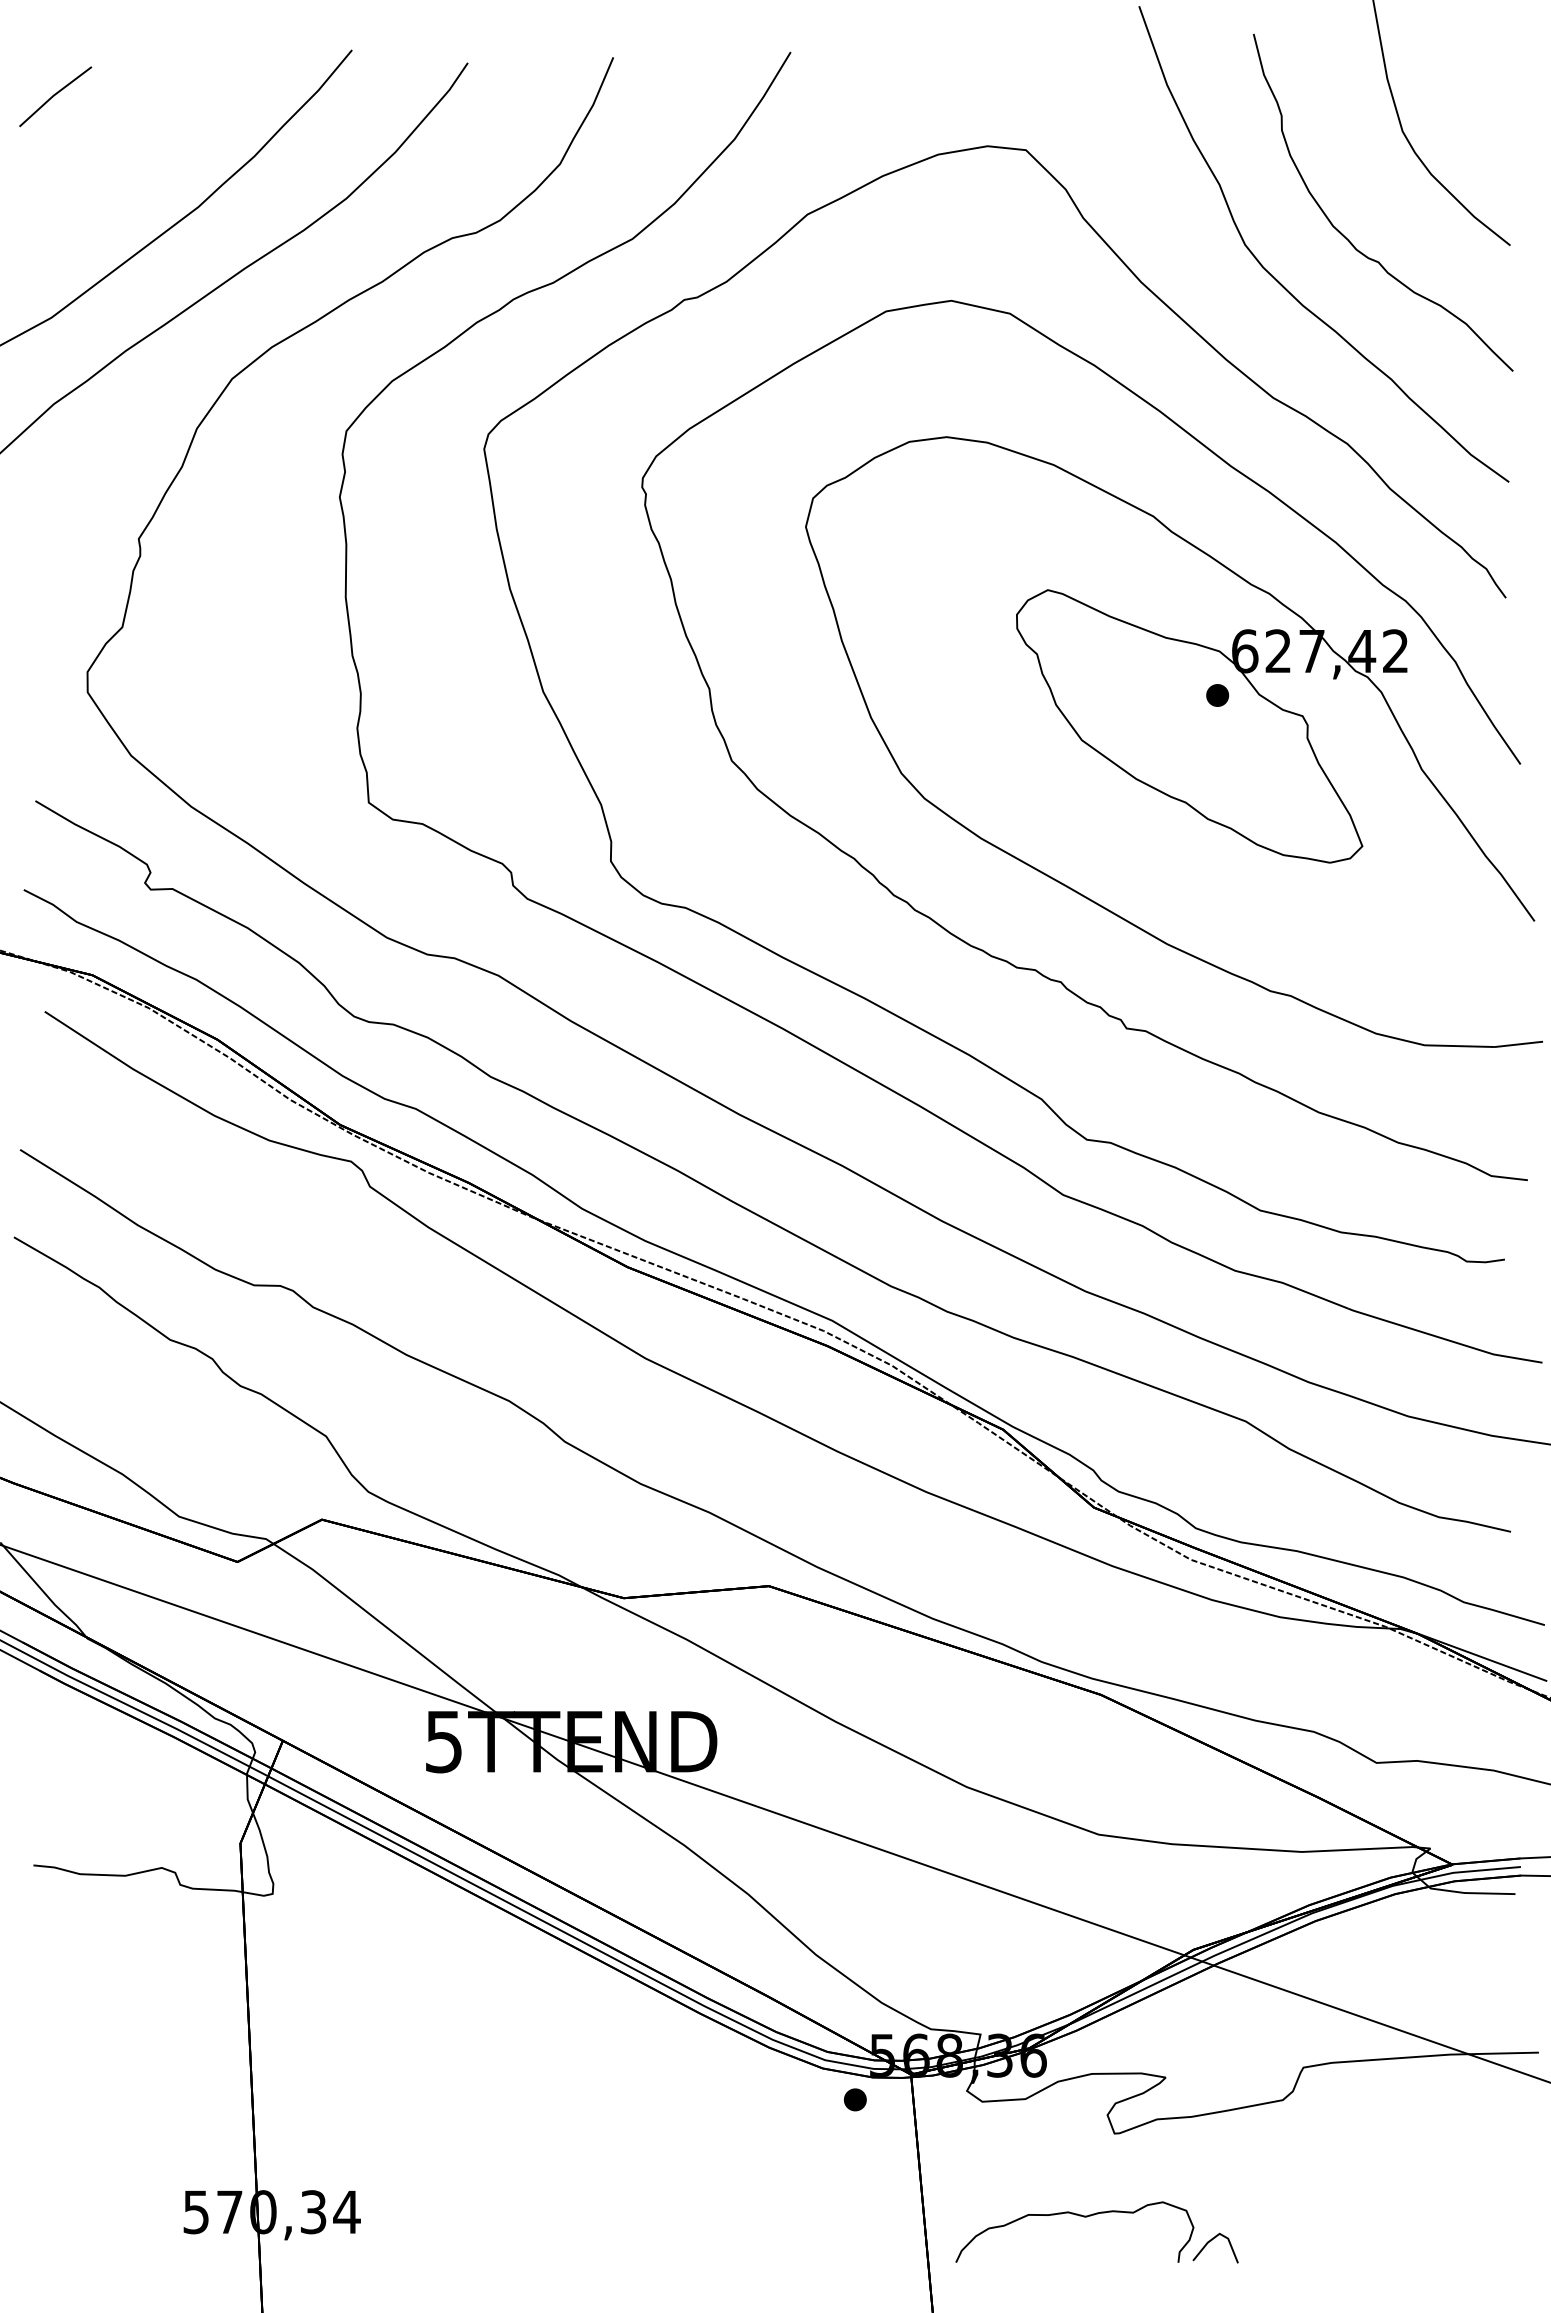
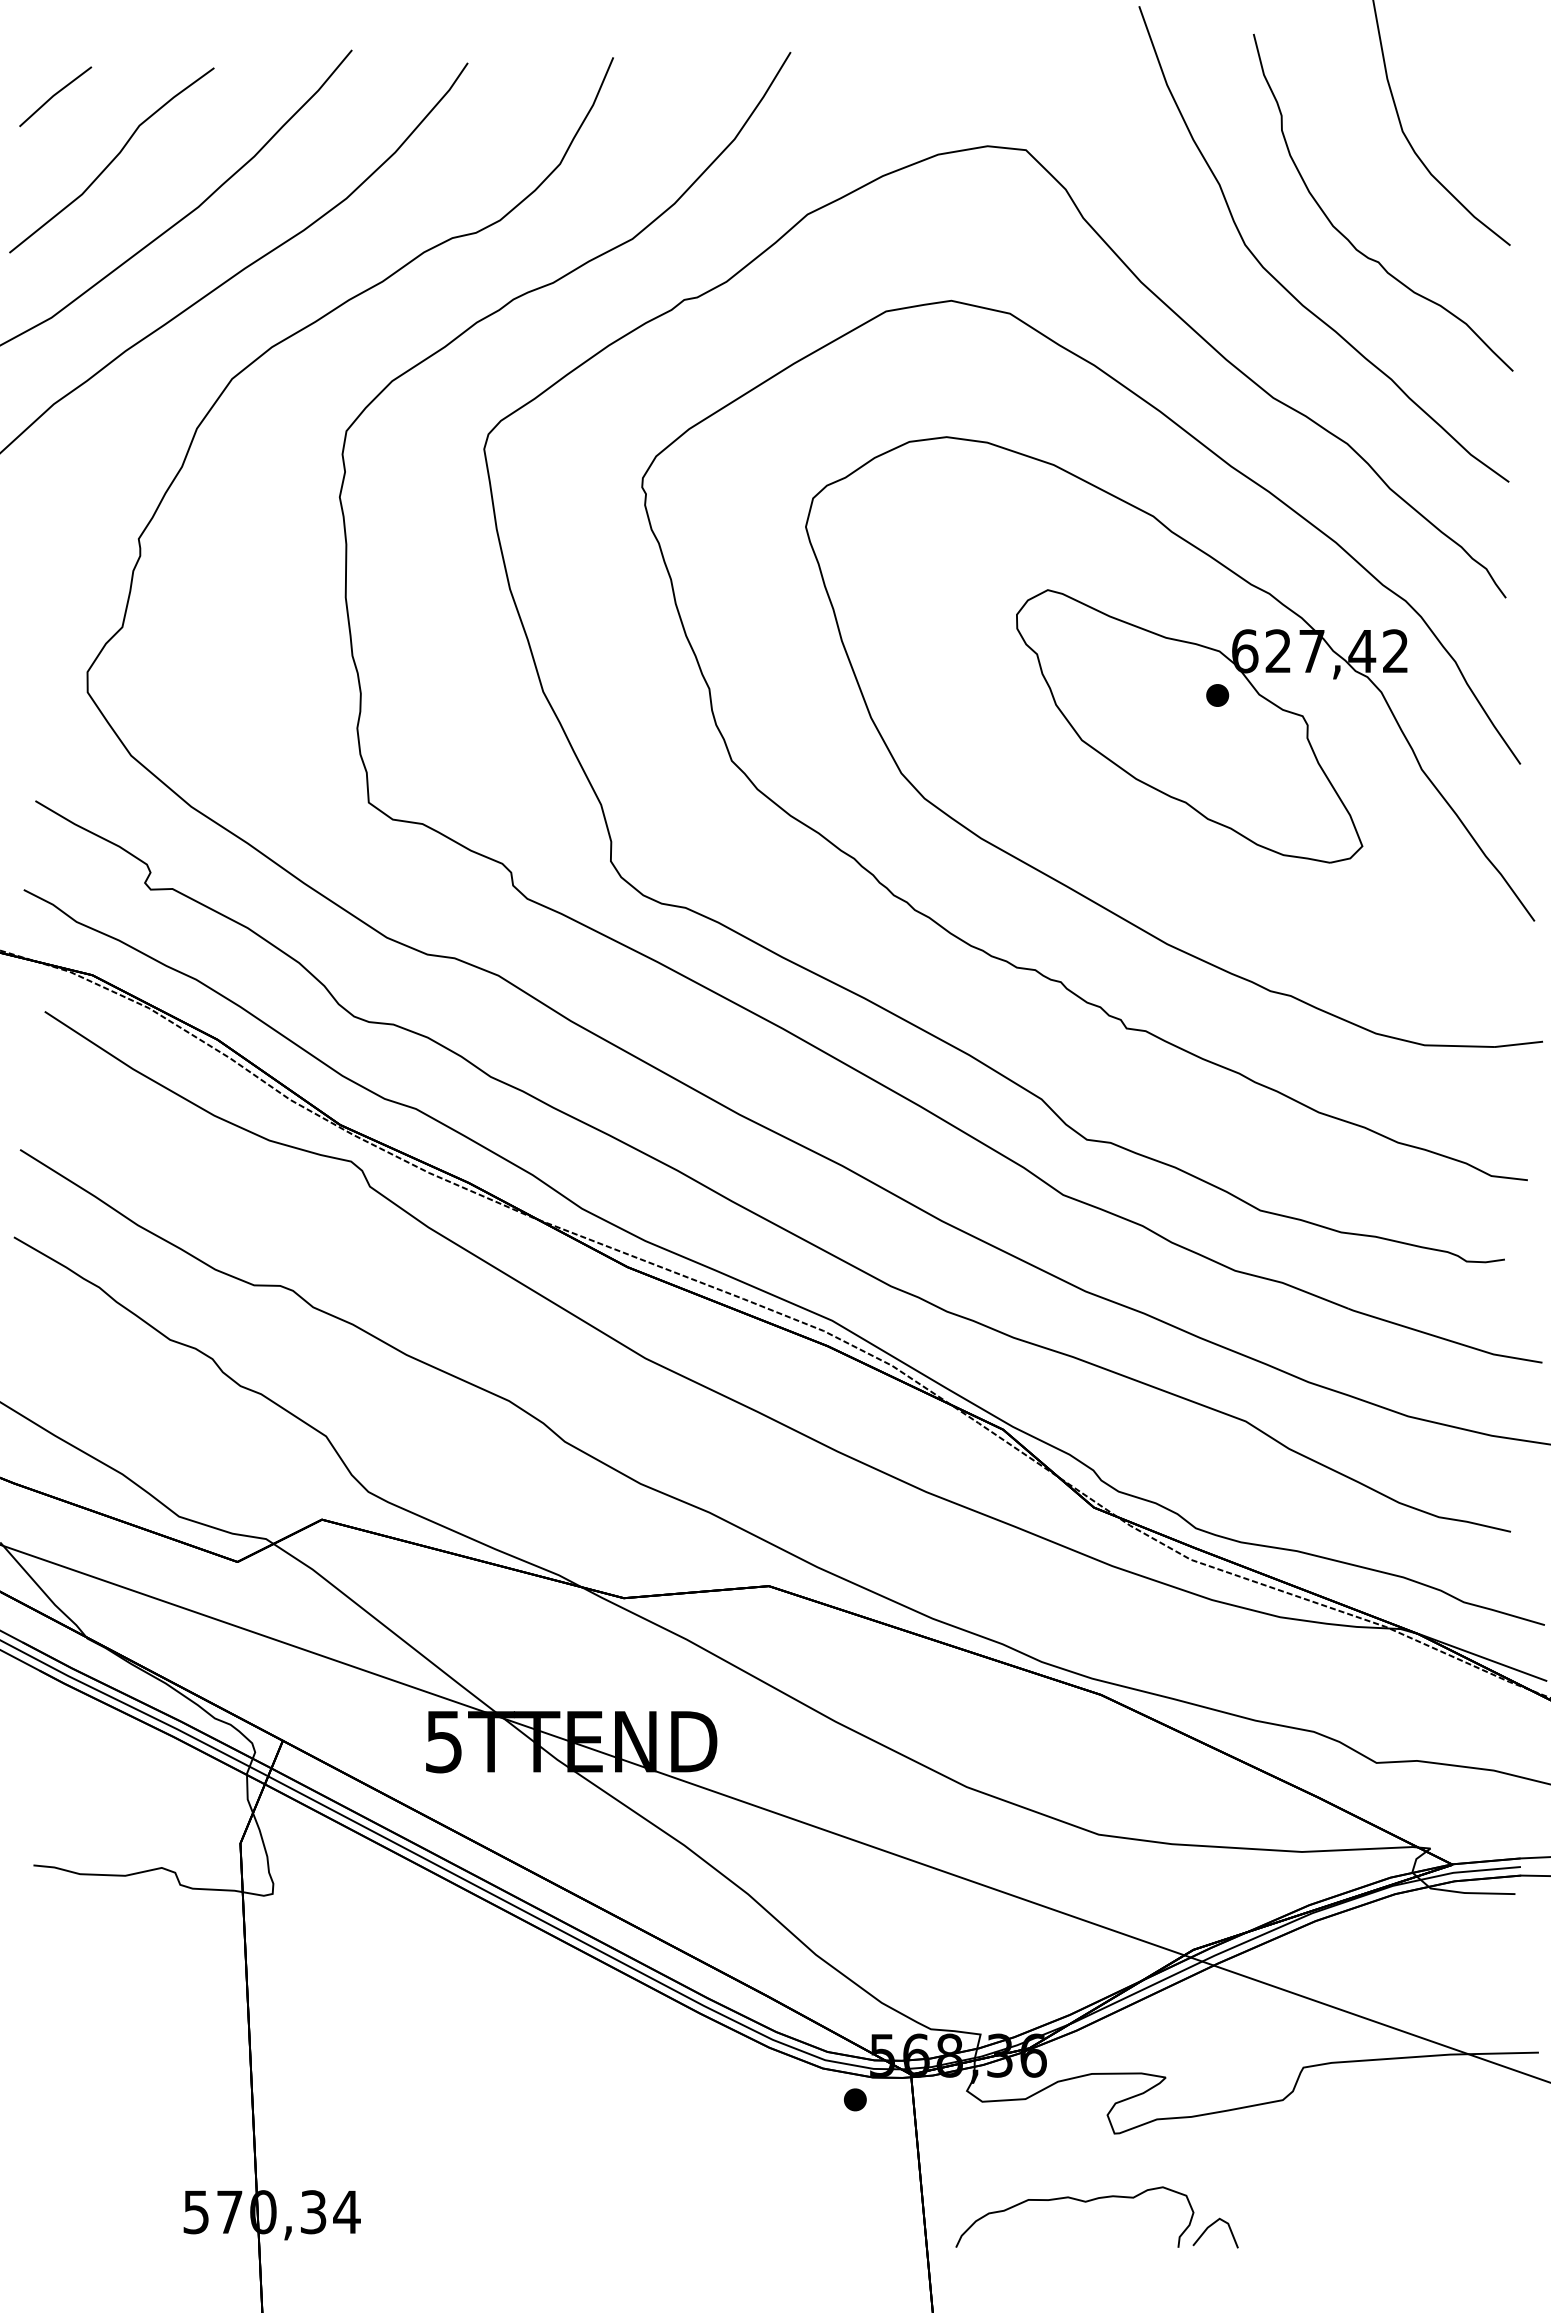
curve: none -> present (111, 160)
part position: (1091, 2216) -> (1091, 2201) (1091, 2201)
